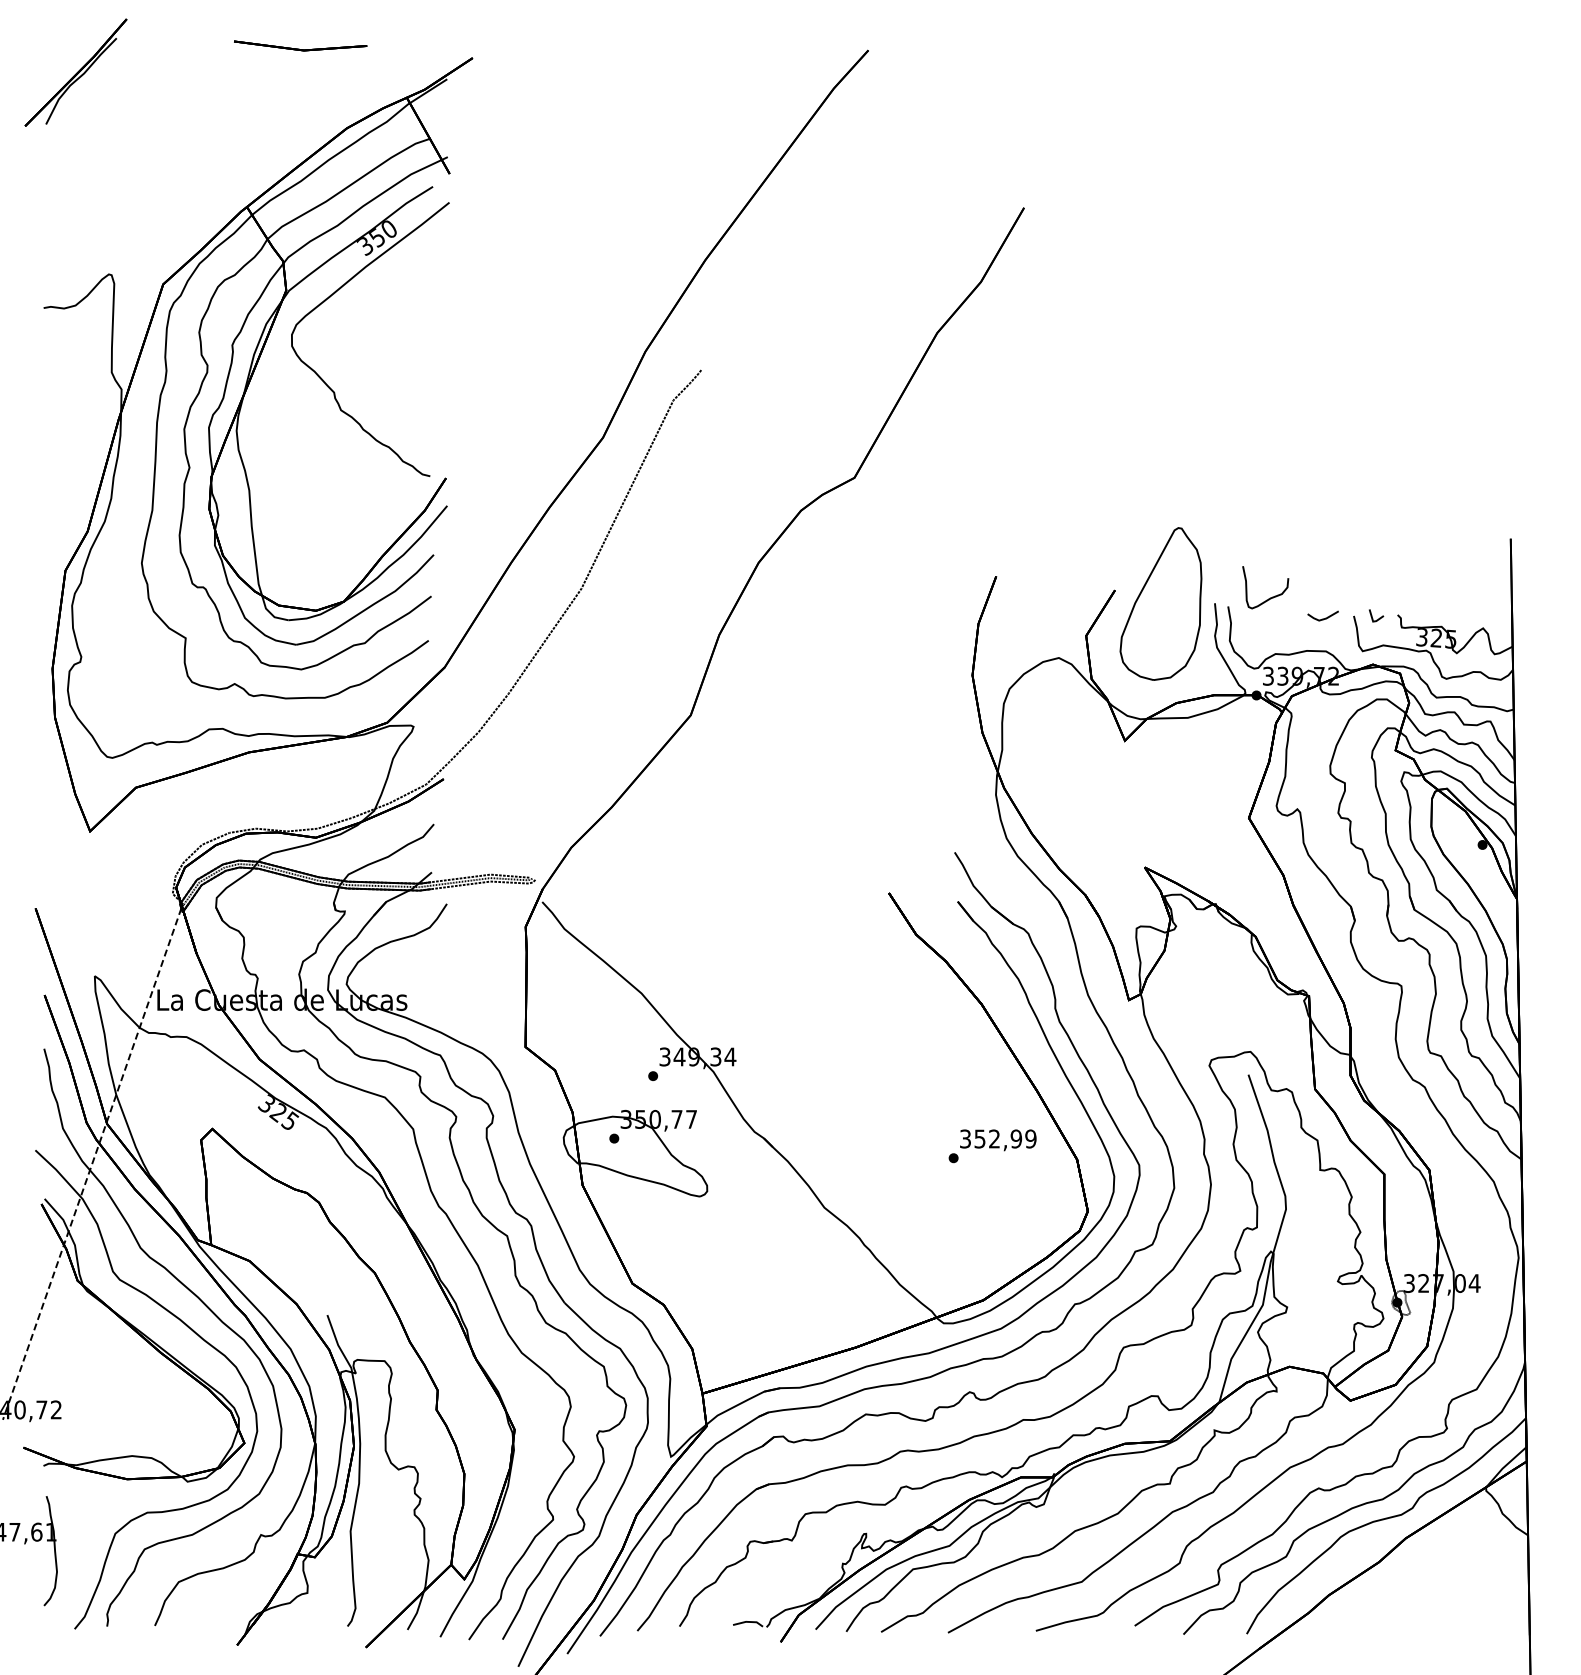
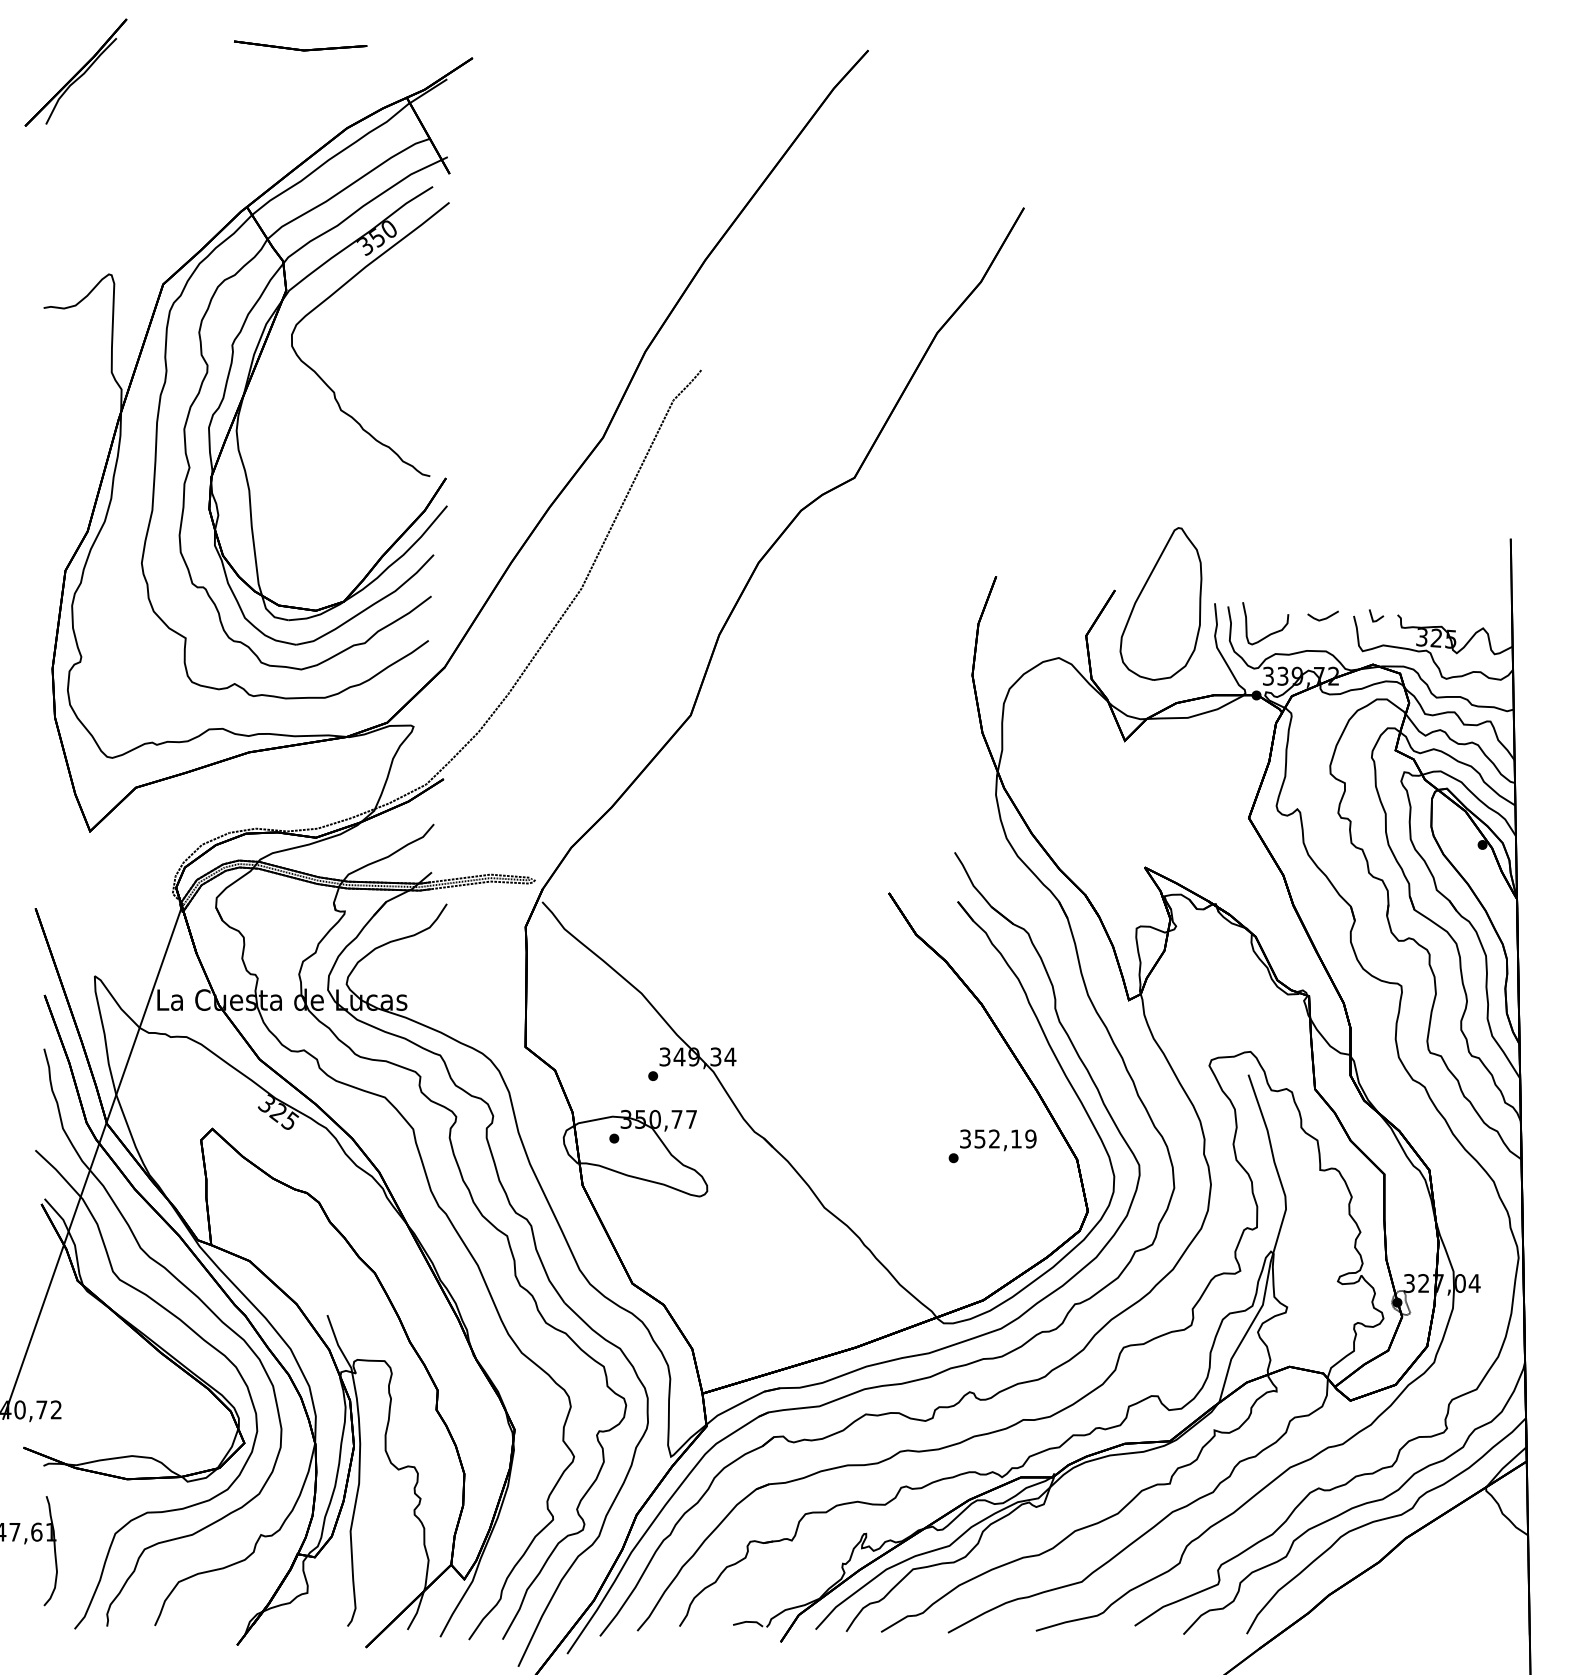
curve position: (1270, 597) -> (1270, 633) (1270, 633)
text: 352,99 -> 352,19 (1016, 1138)
line: dashed -> solid (92, 1164)
